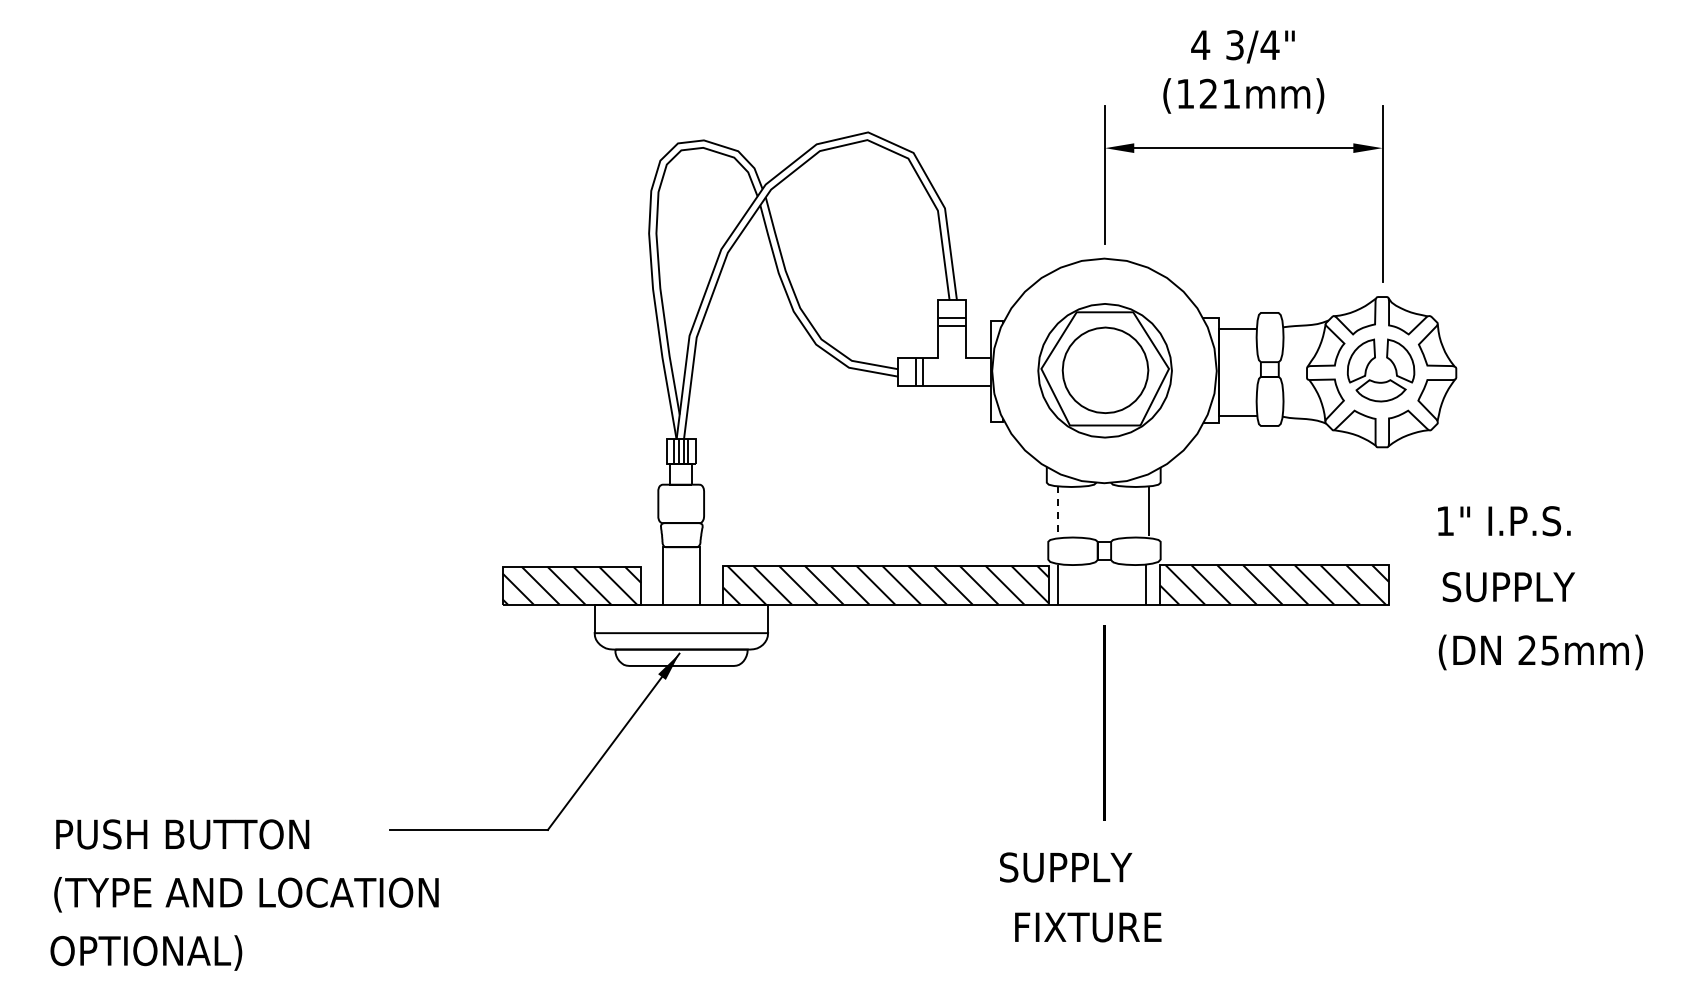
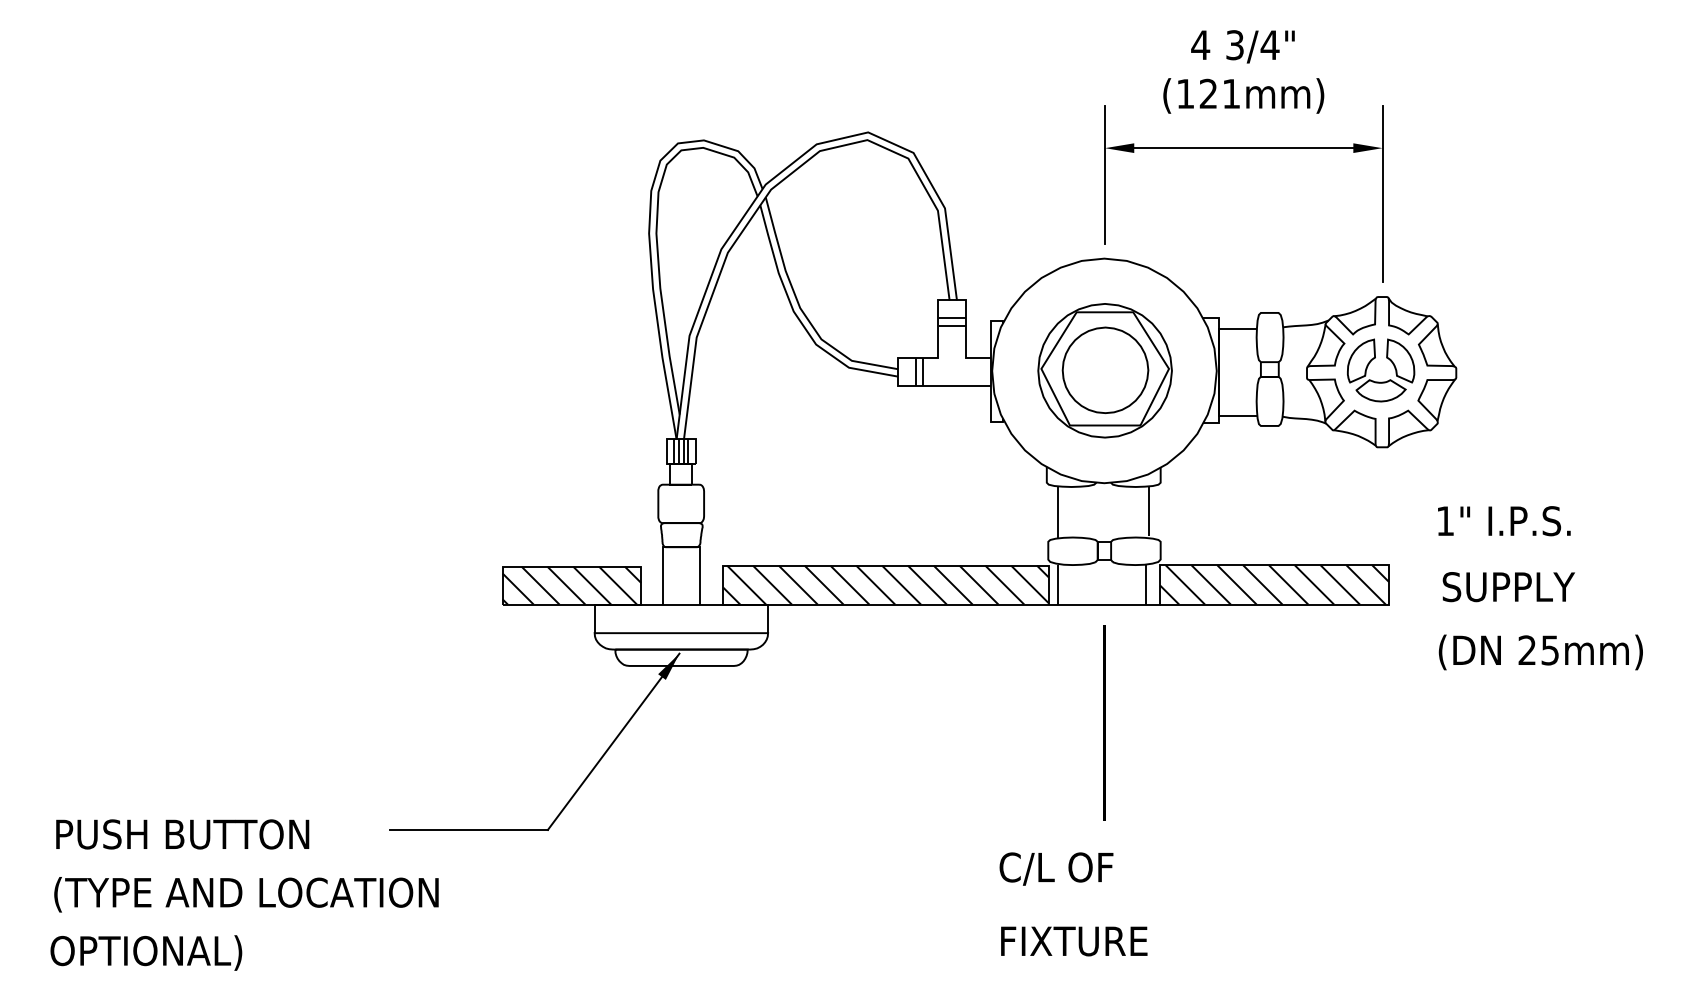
line: dashed -> solid (1058, 512)
text: SUPPLY -> C/L OF (1065, 868)
text position: (1088, 927) -> (1074, 941) (1074, 941)
